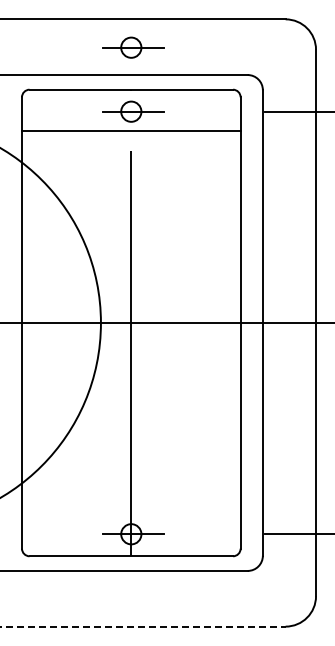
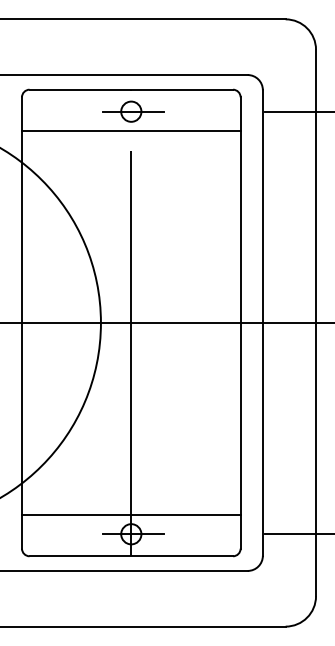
part: present -> none (133, 47)
line: none -> present (131, 515)
line: dashed -> solid (143, 626)
